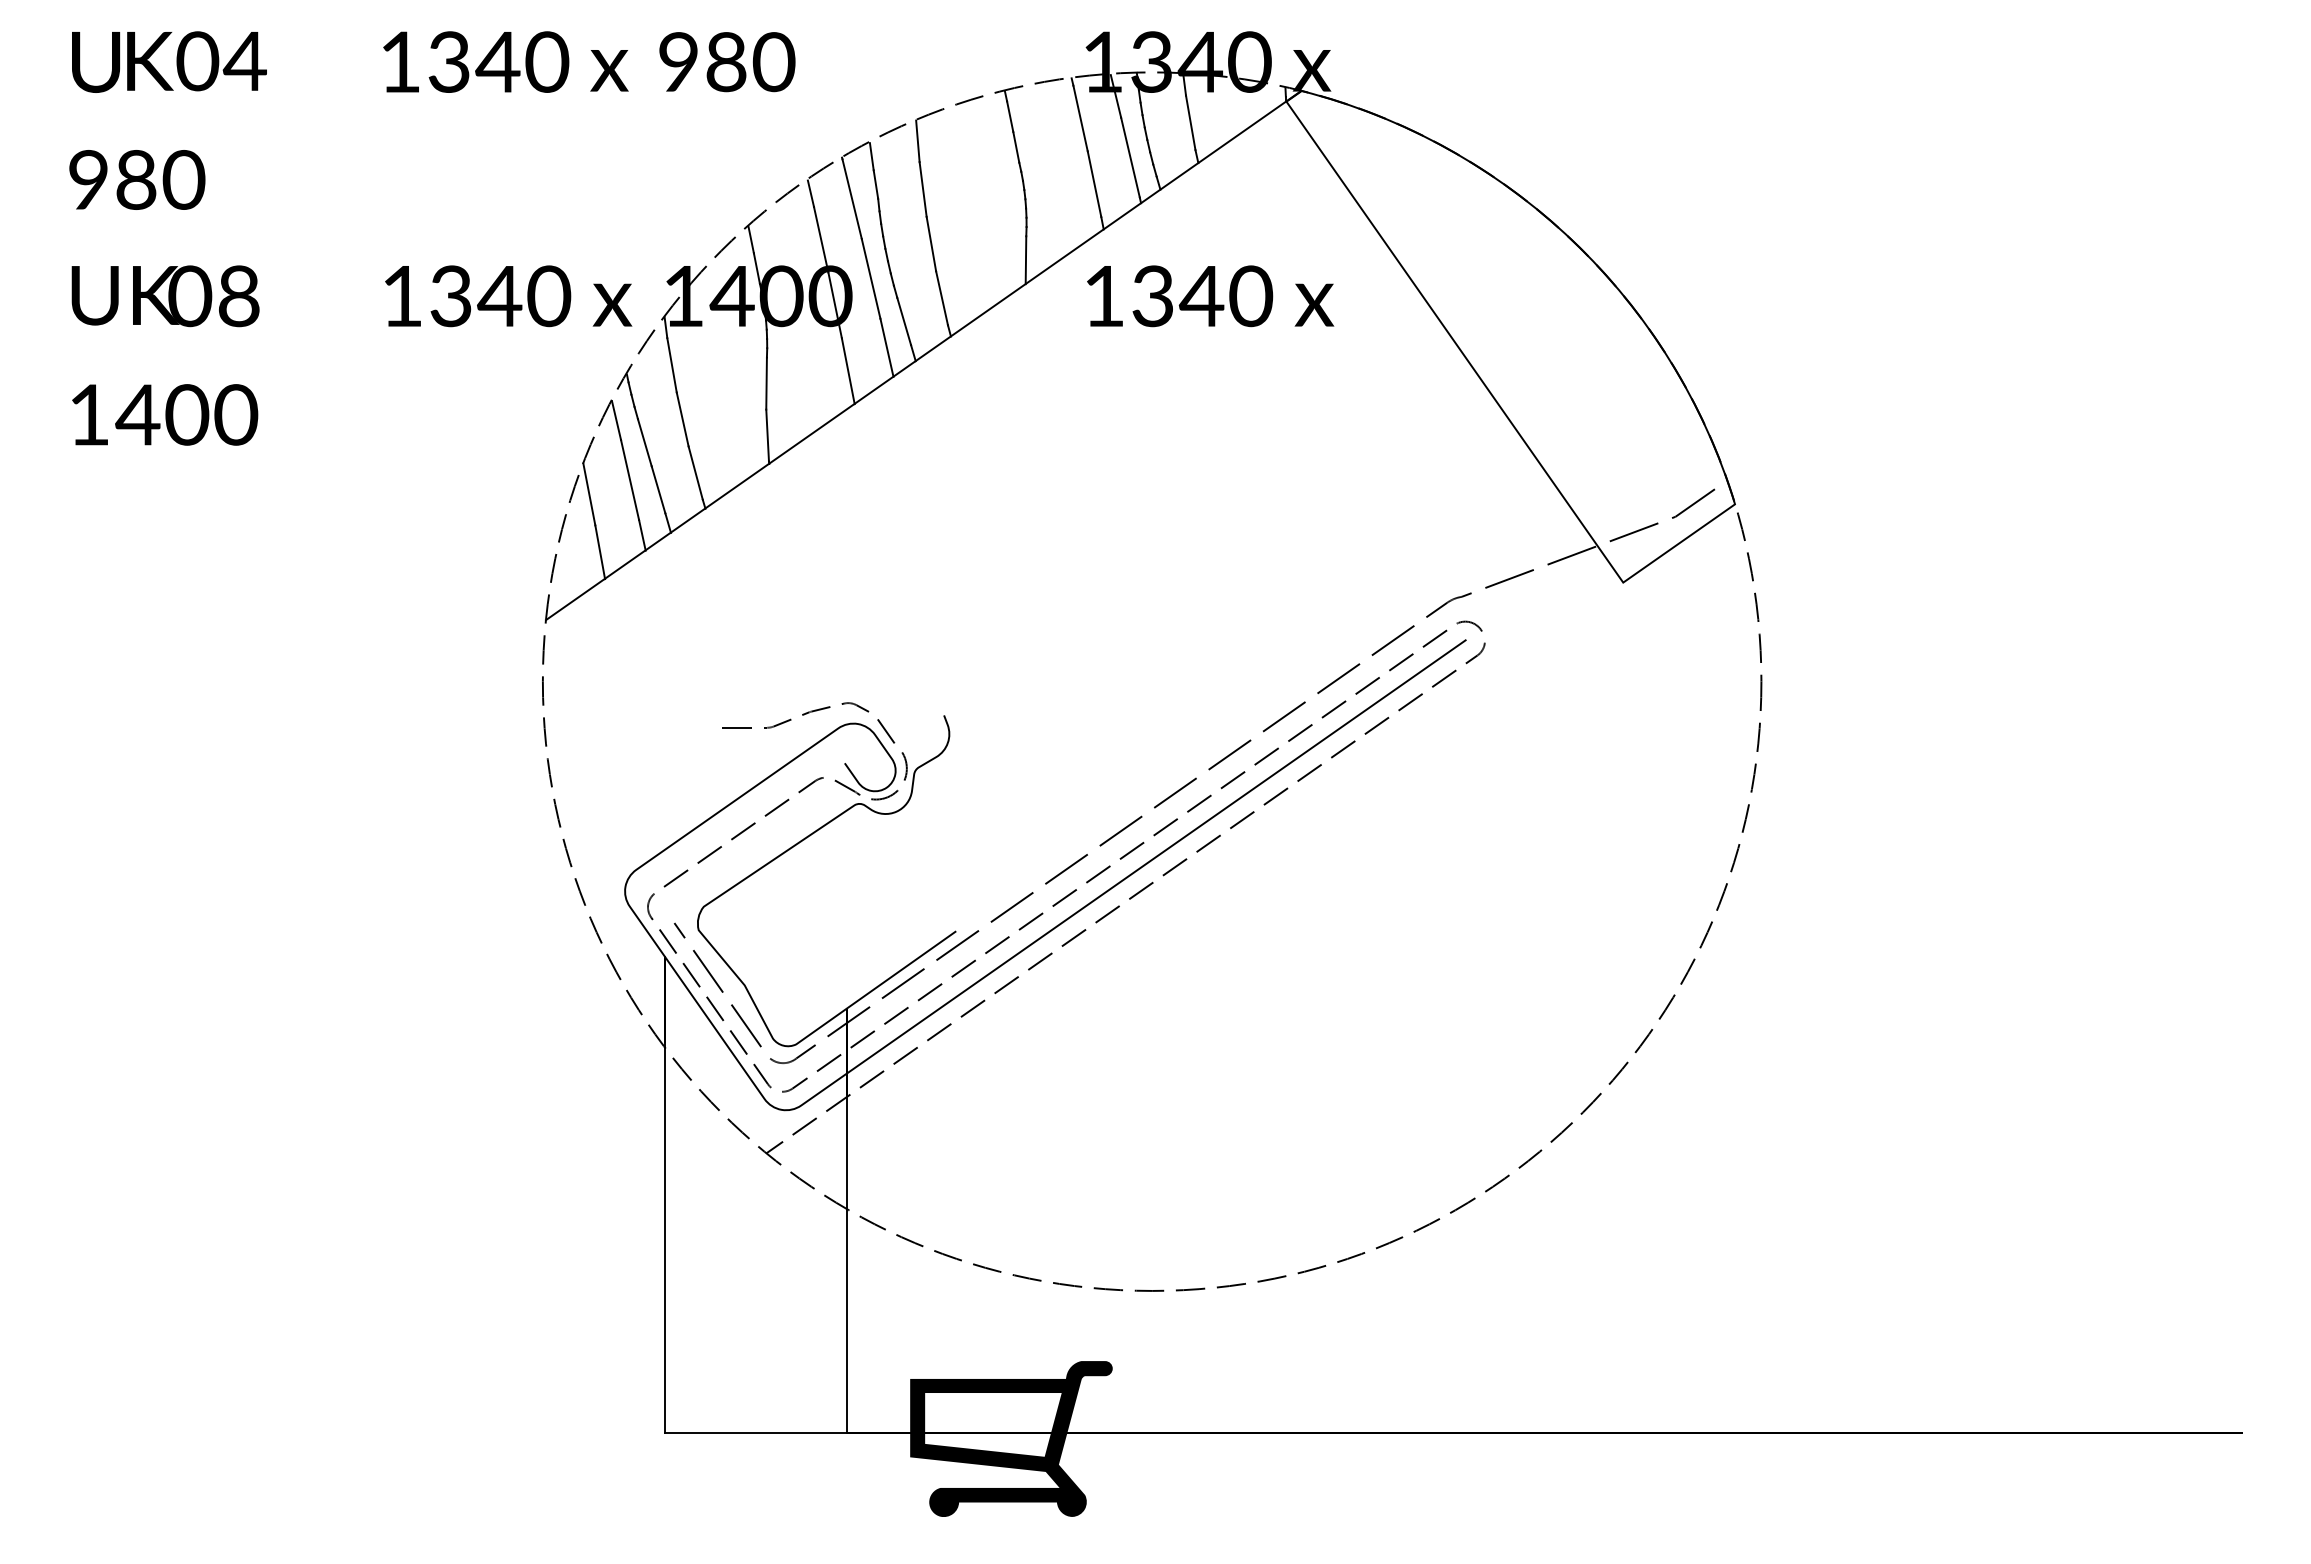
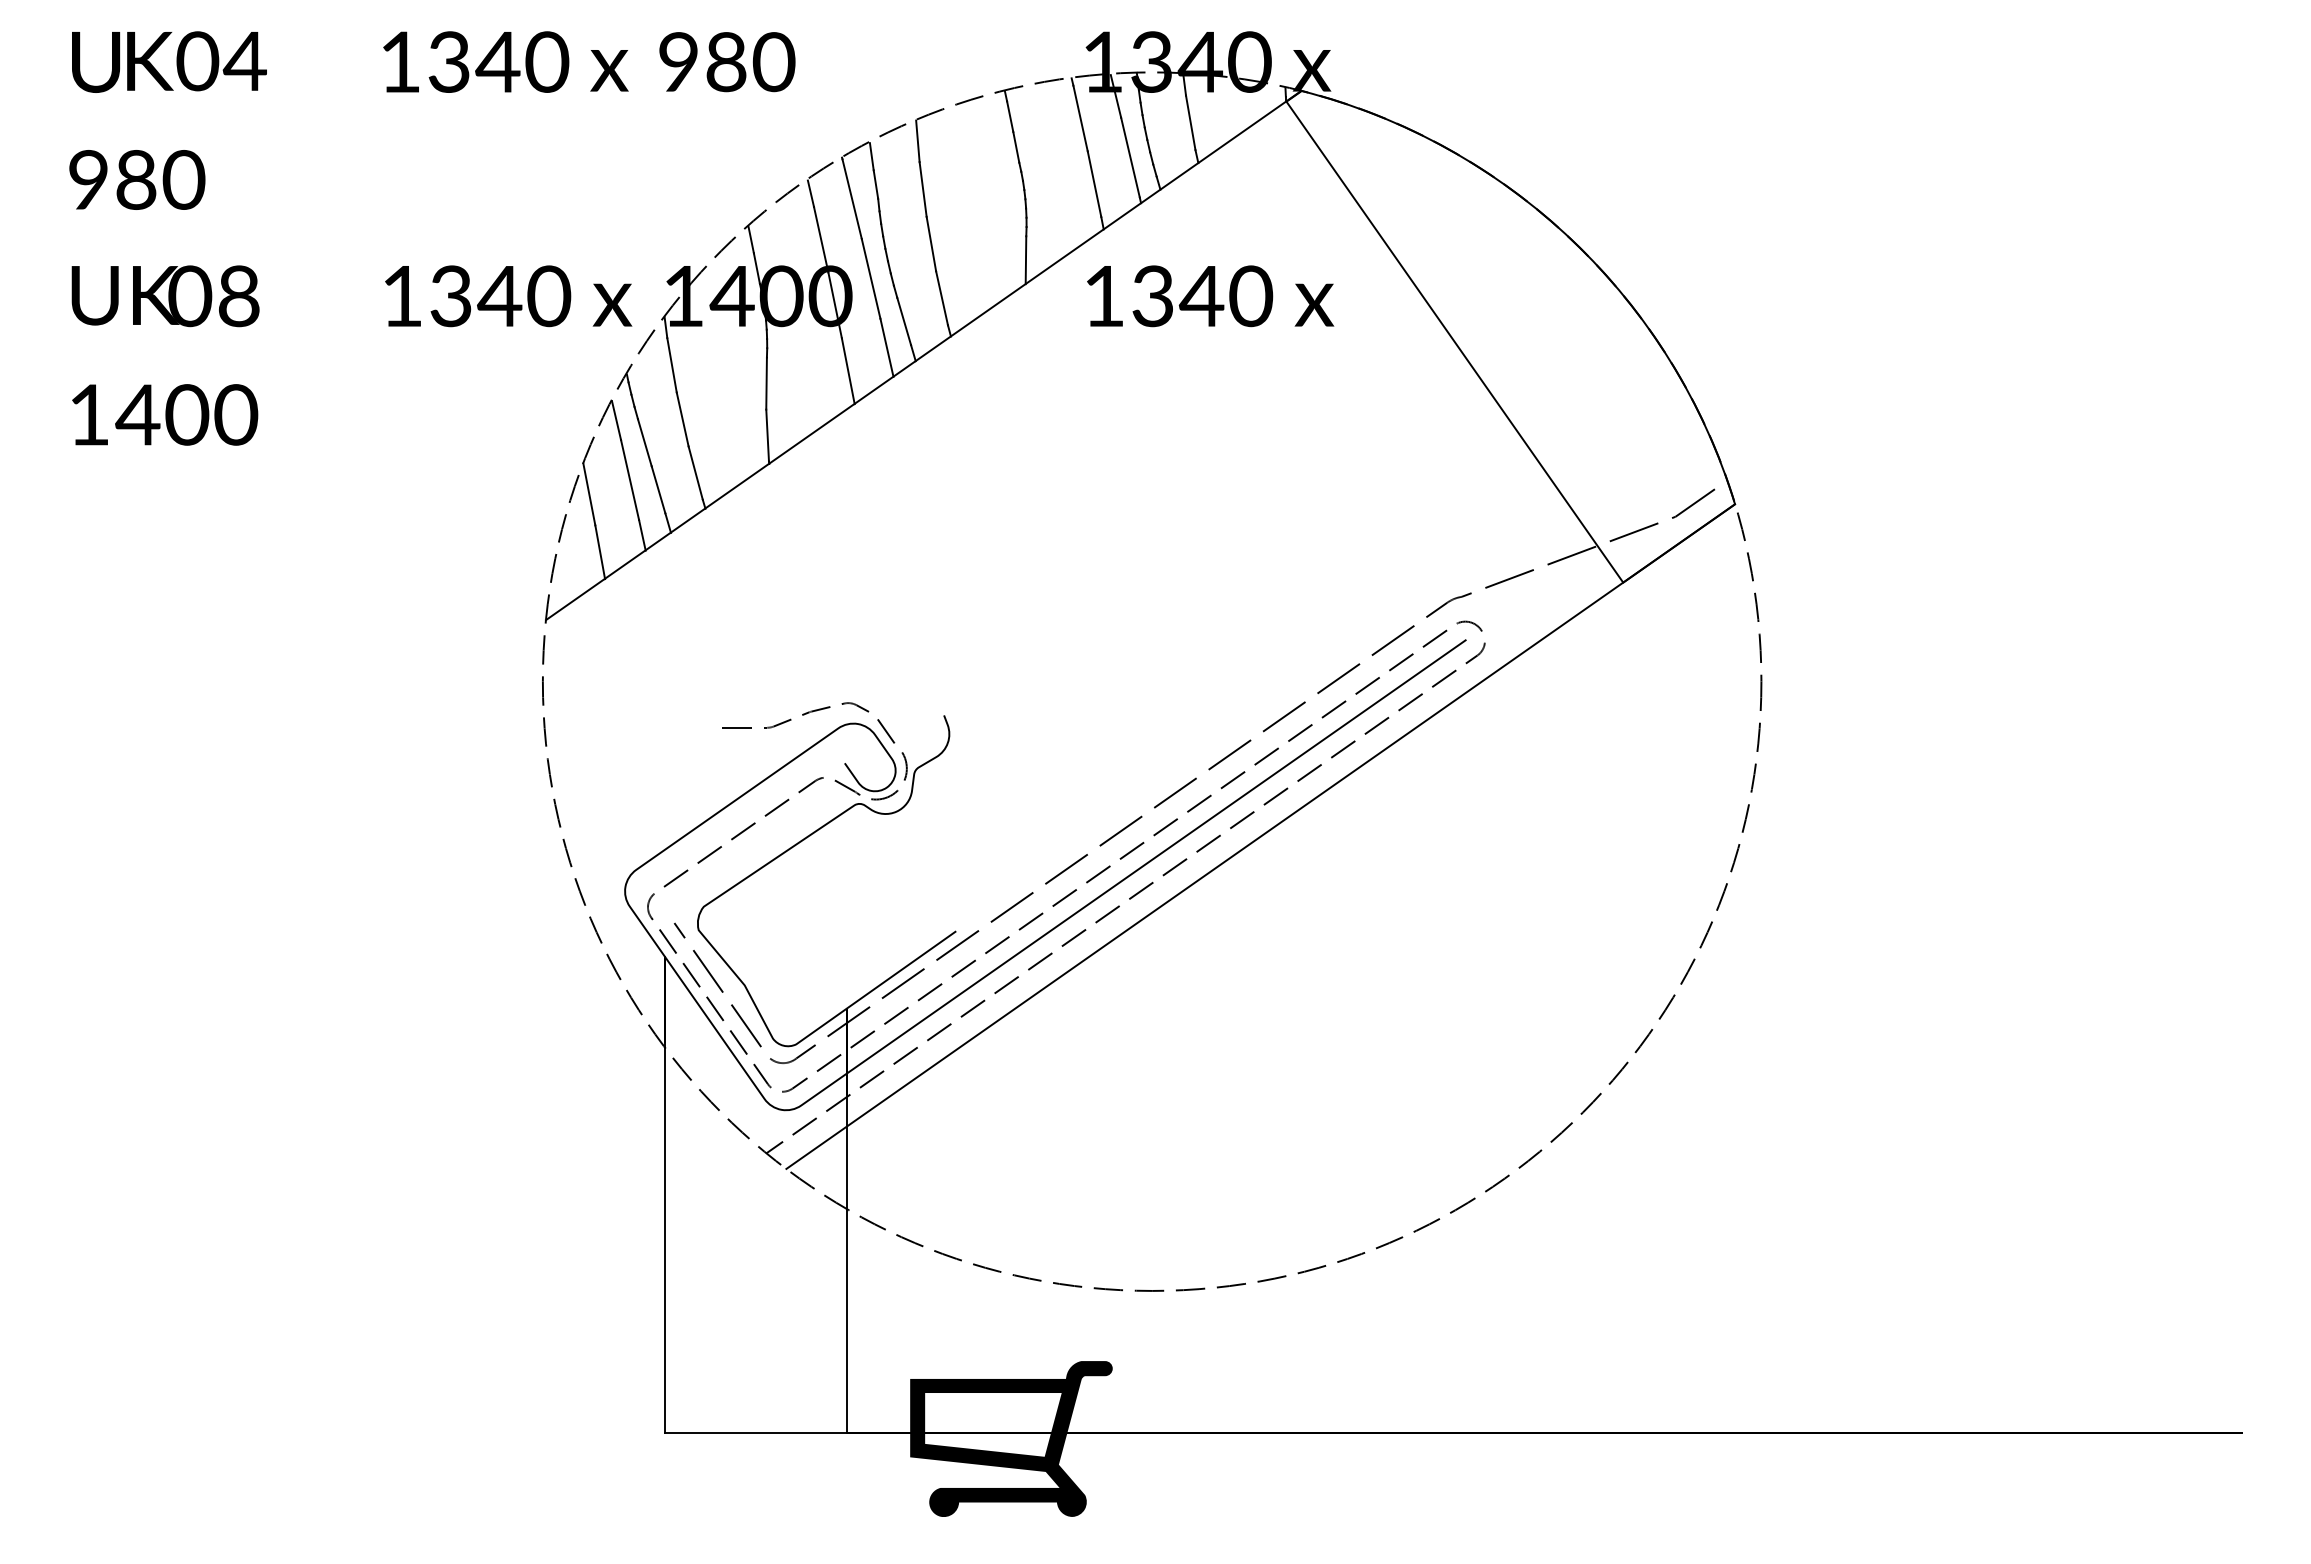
line: none -> present (1260, 836)
